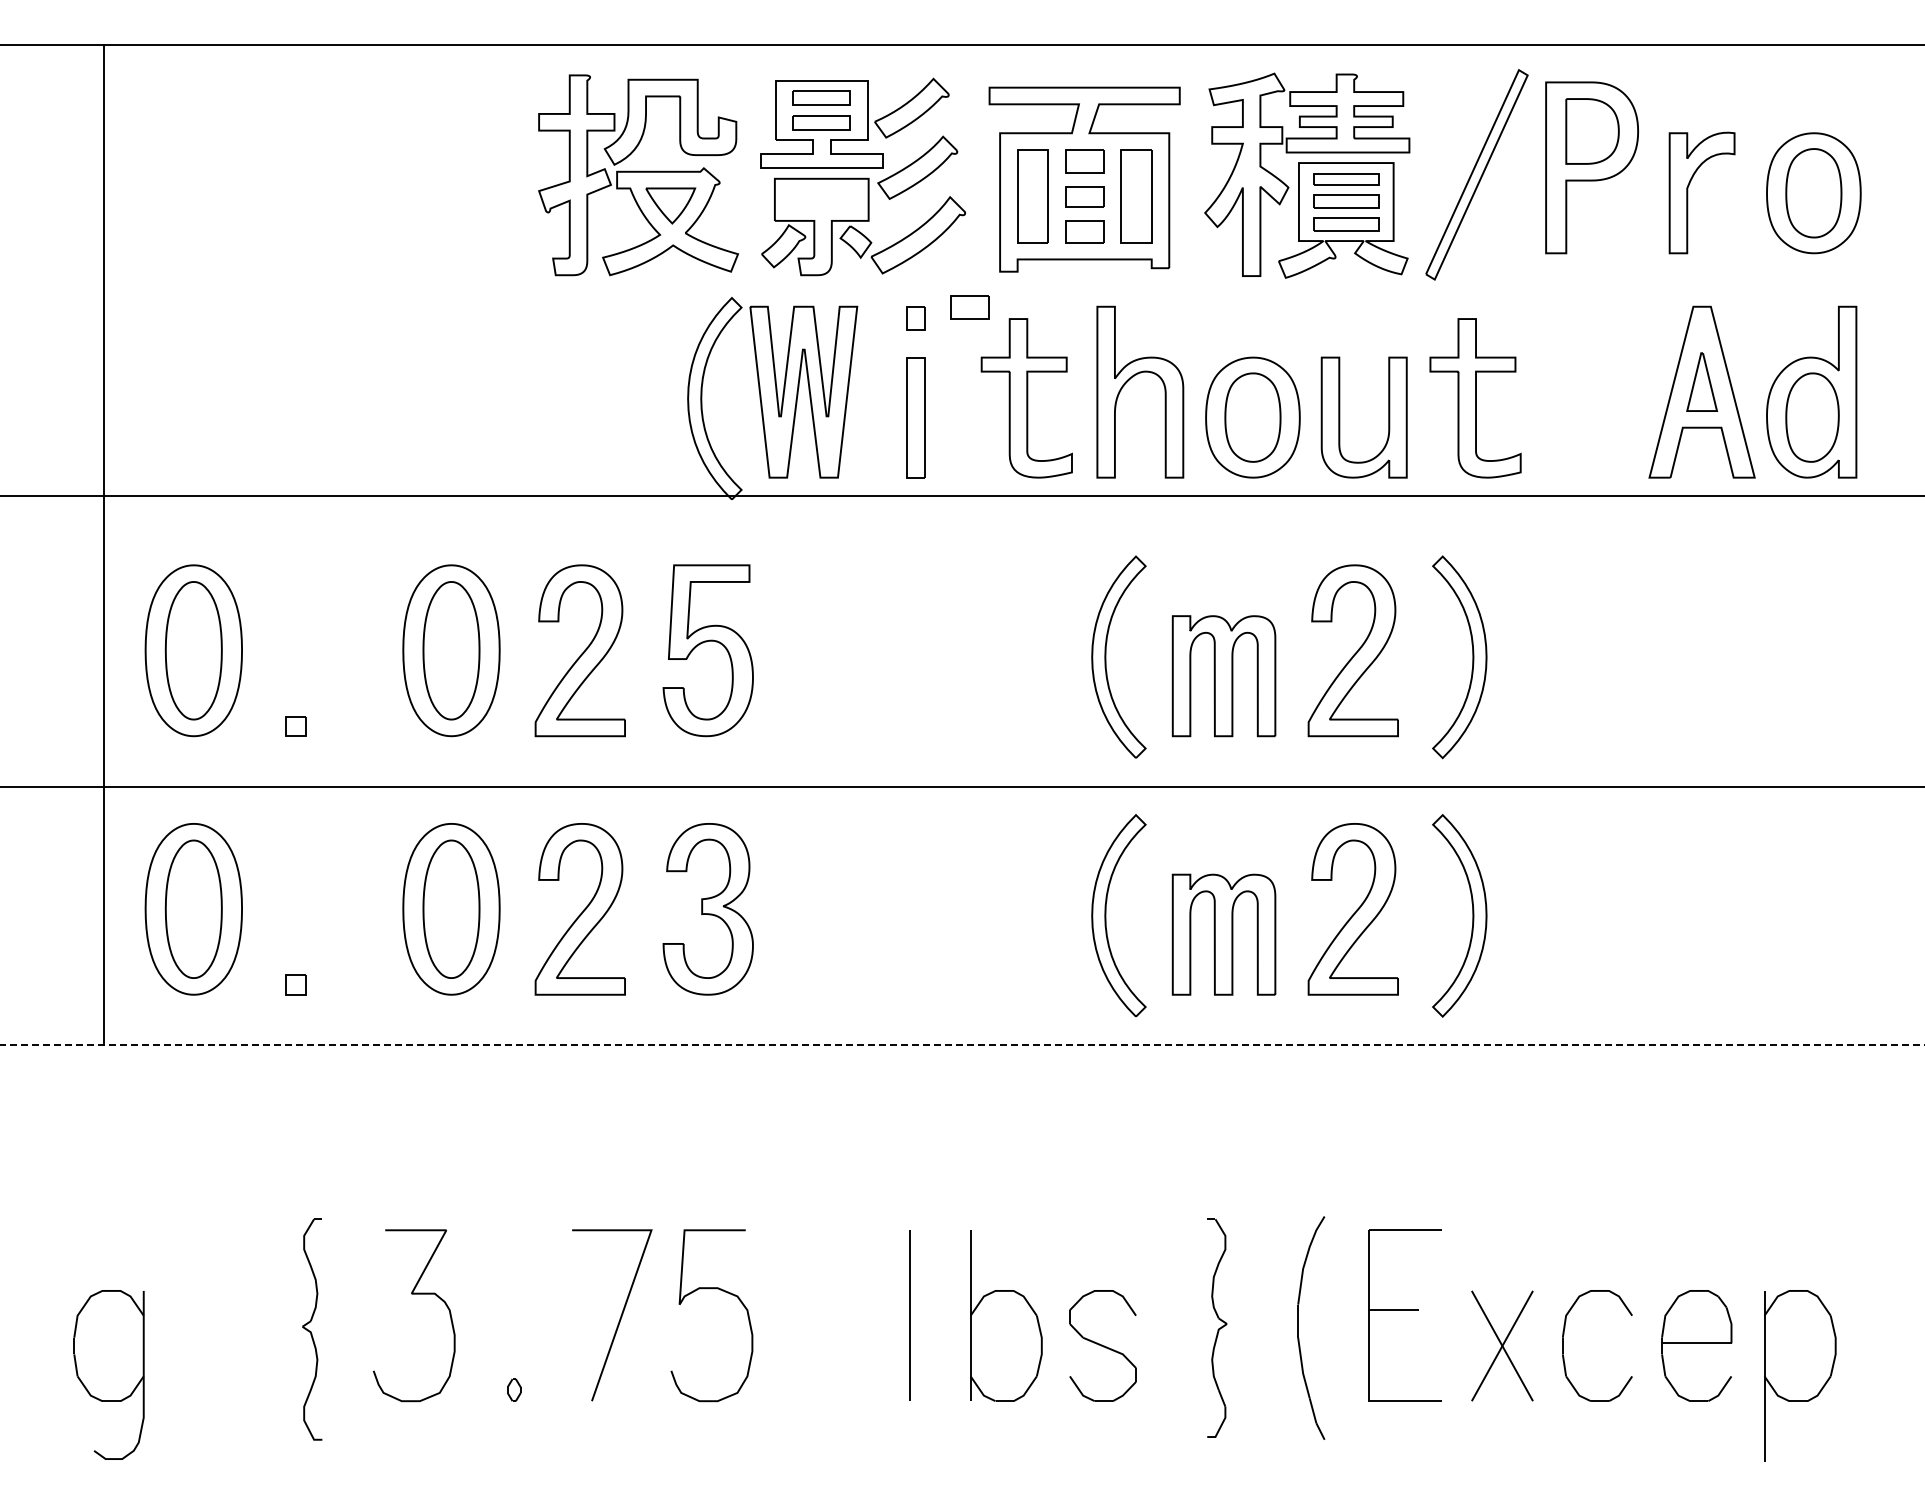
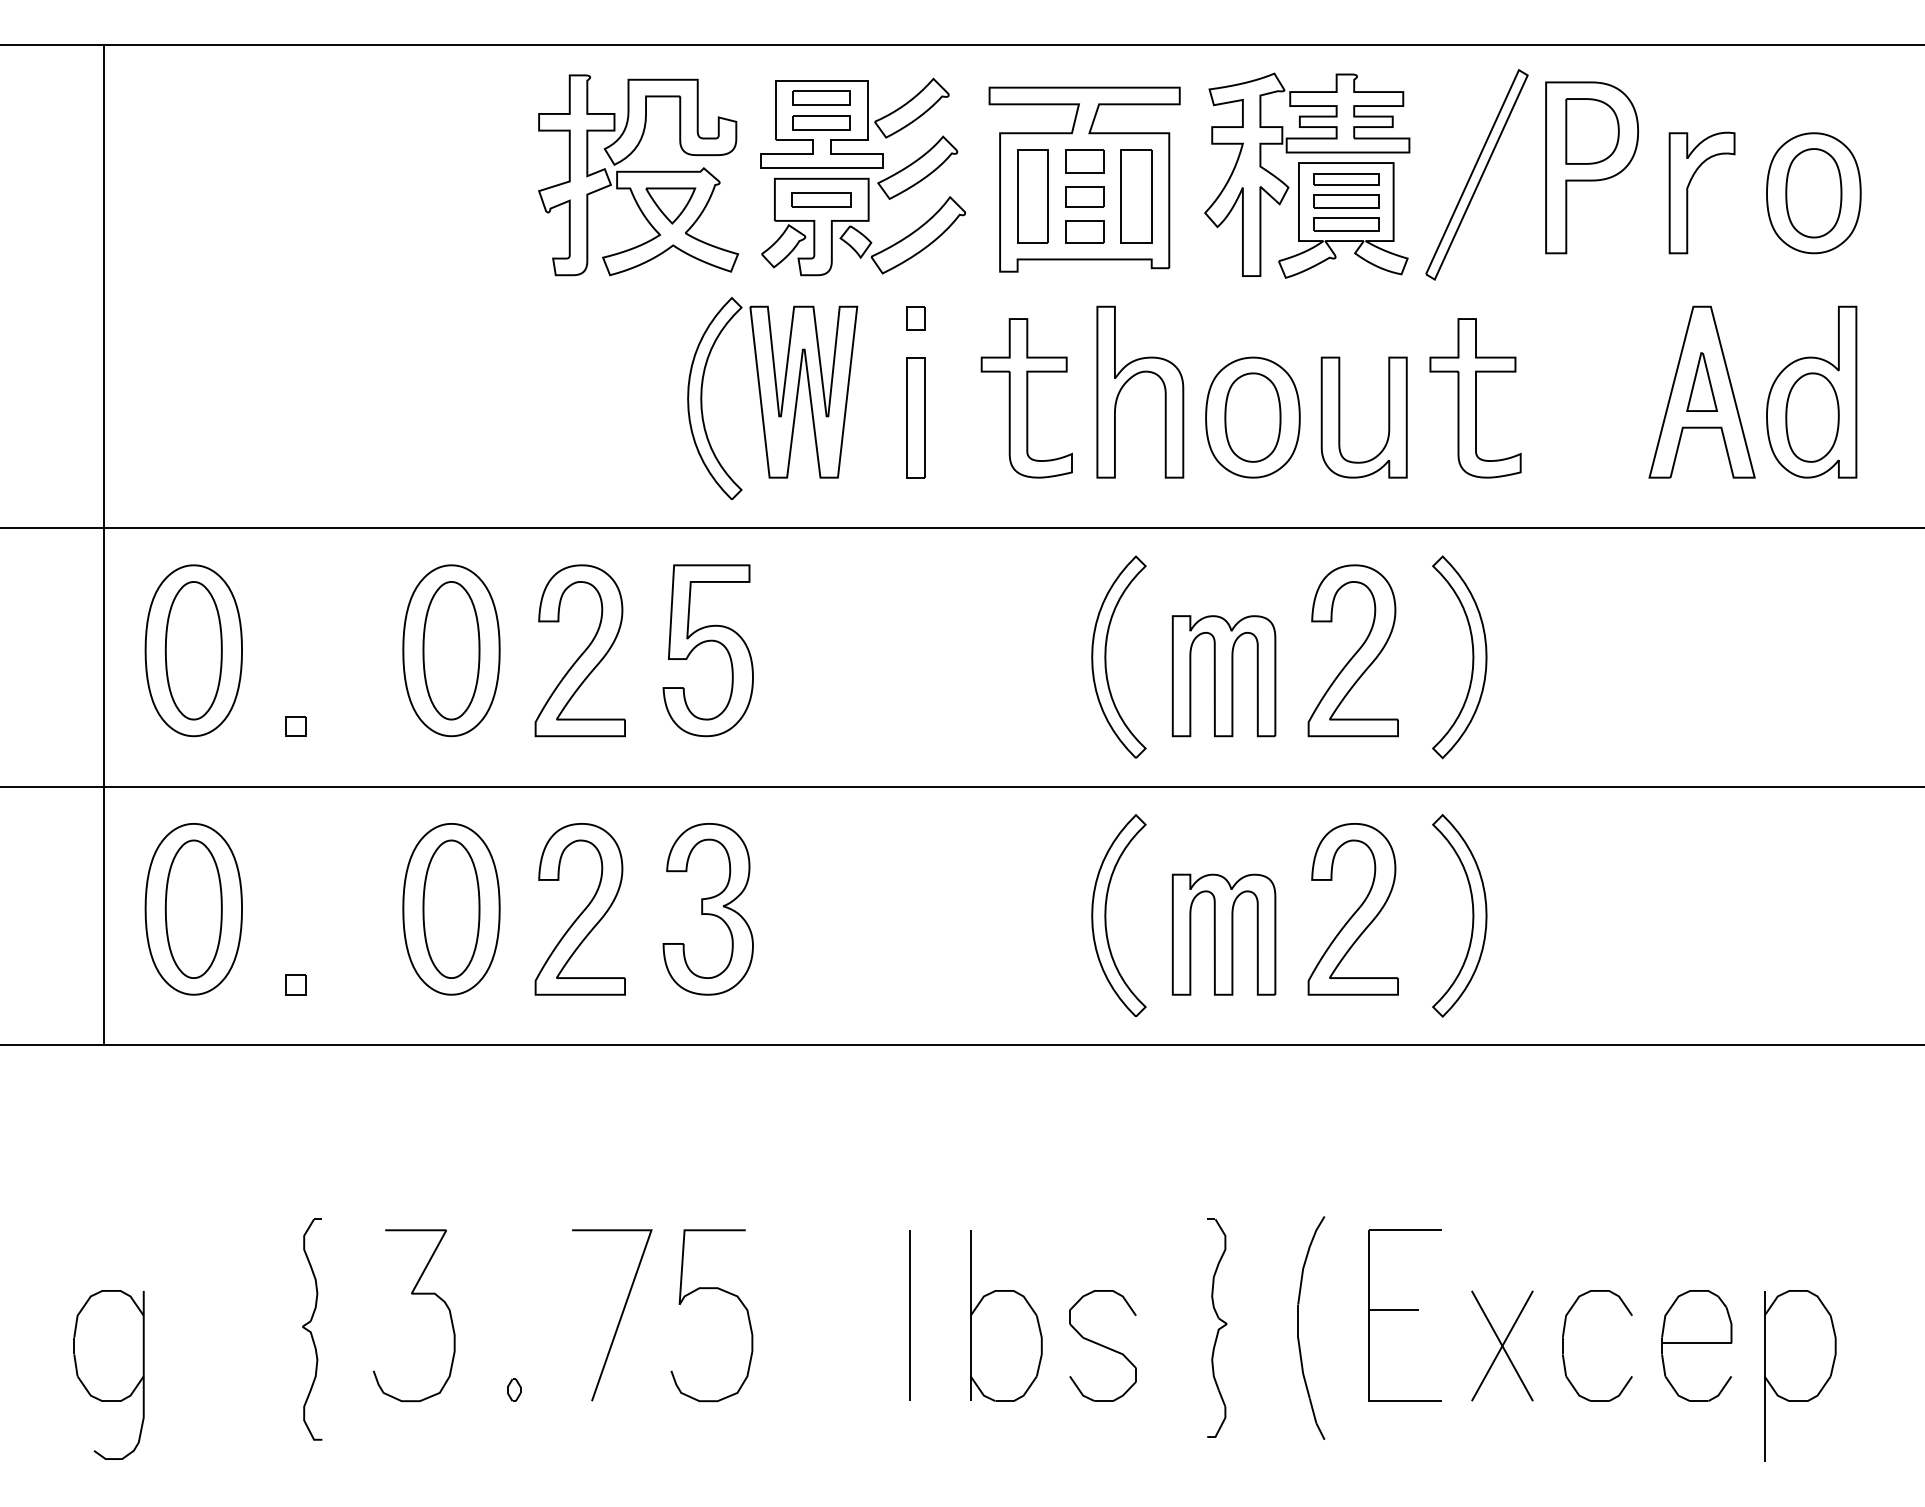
part: none -> present (821, 199)
part: present -> none (969, 307)
line position: (961, 496) -> (961, 528) (961, 528)
line: dashed -> solid (962, 1045)
